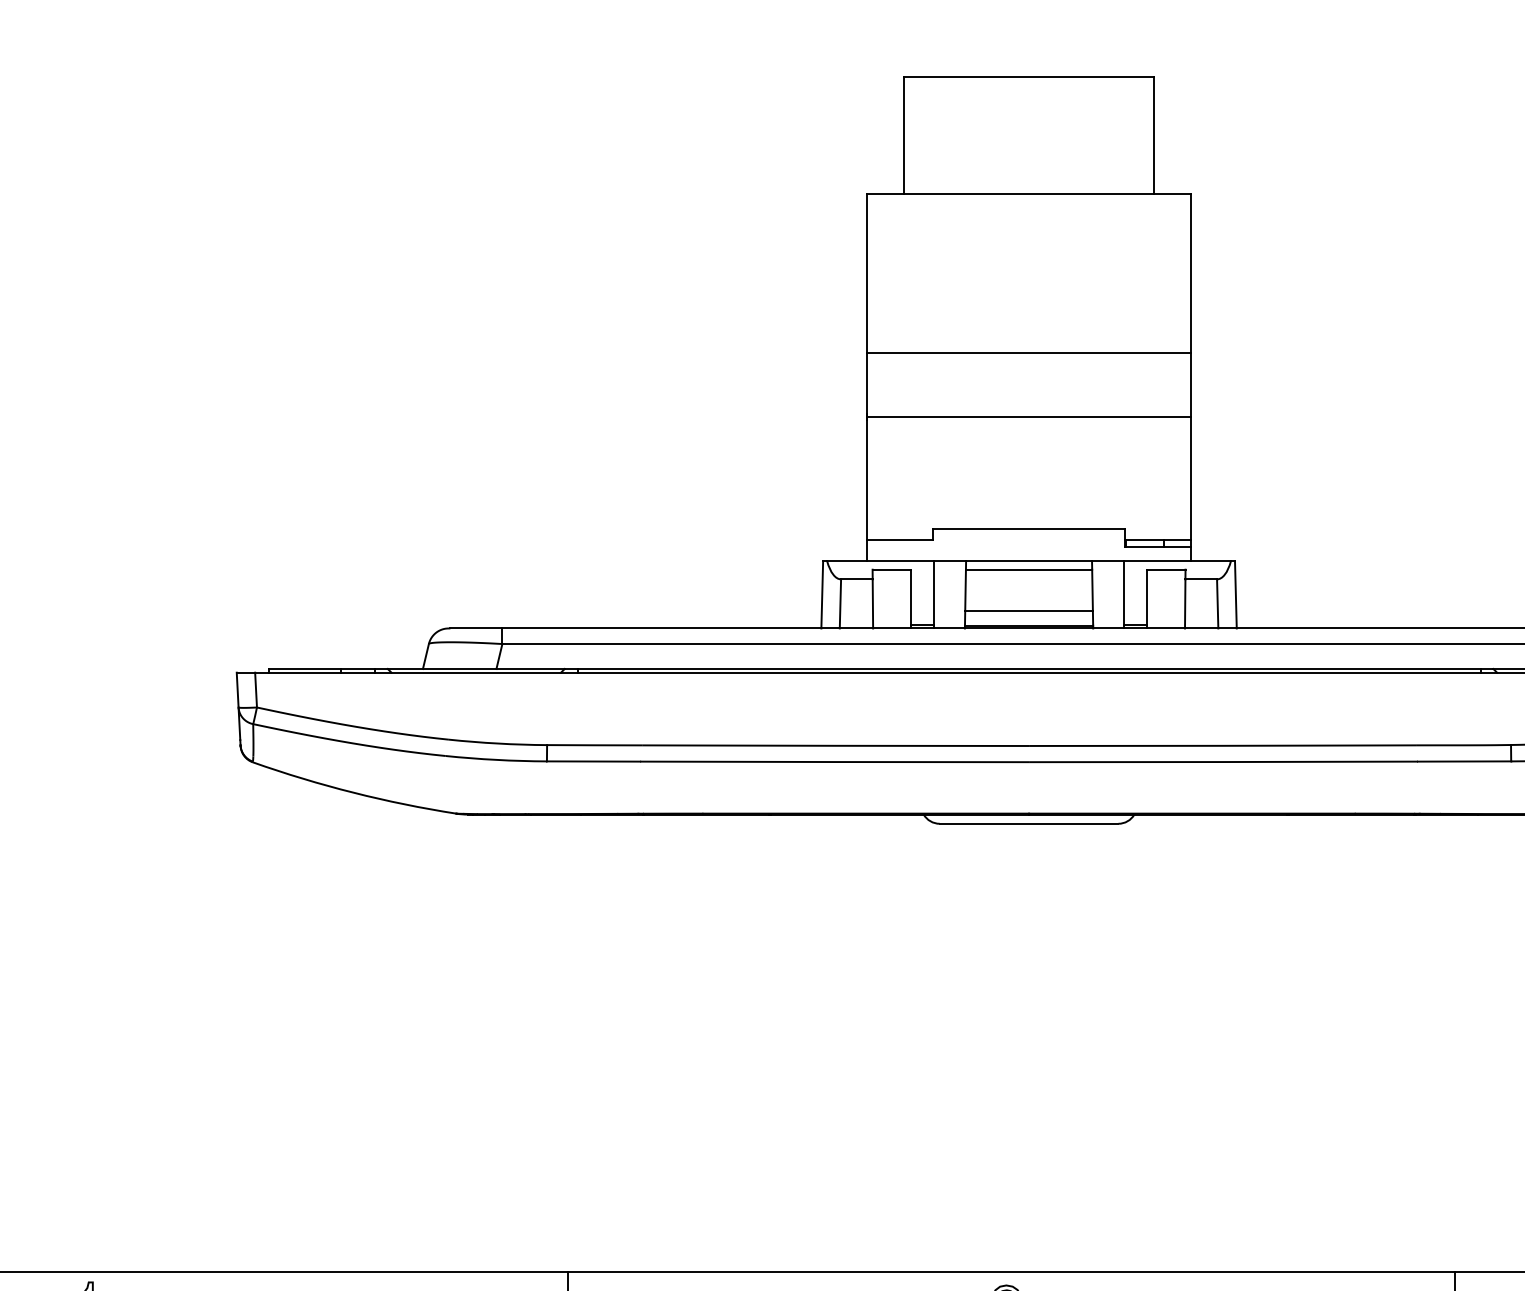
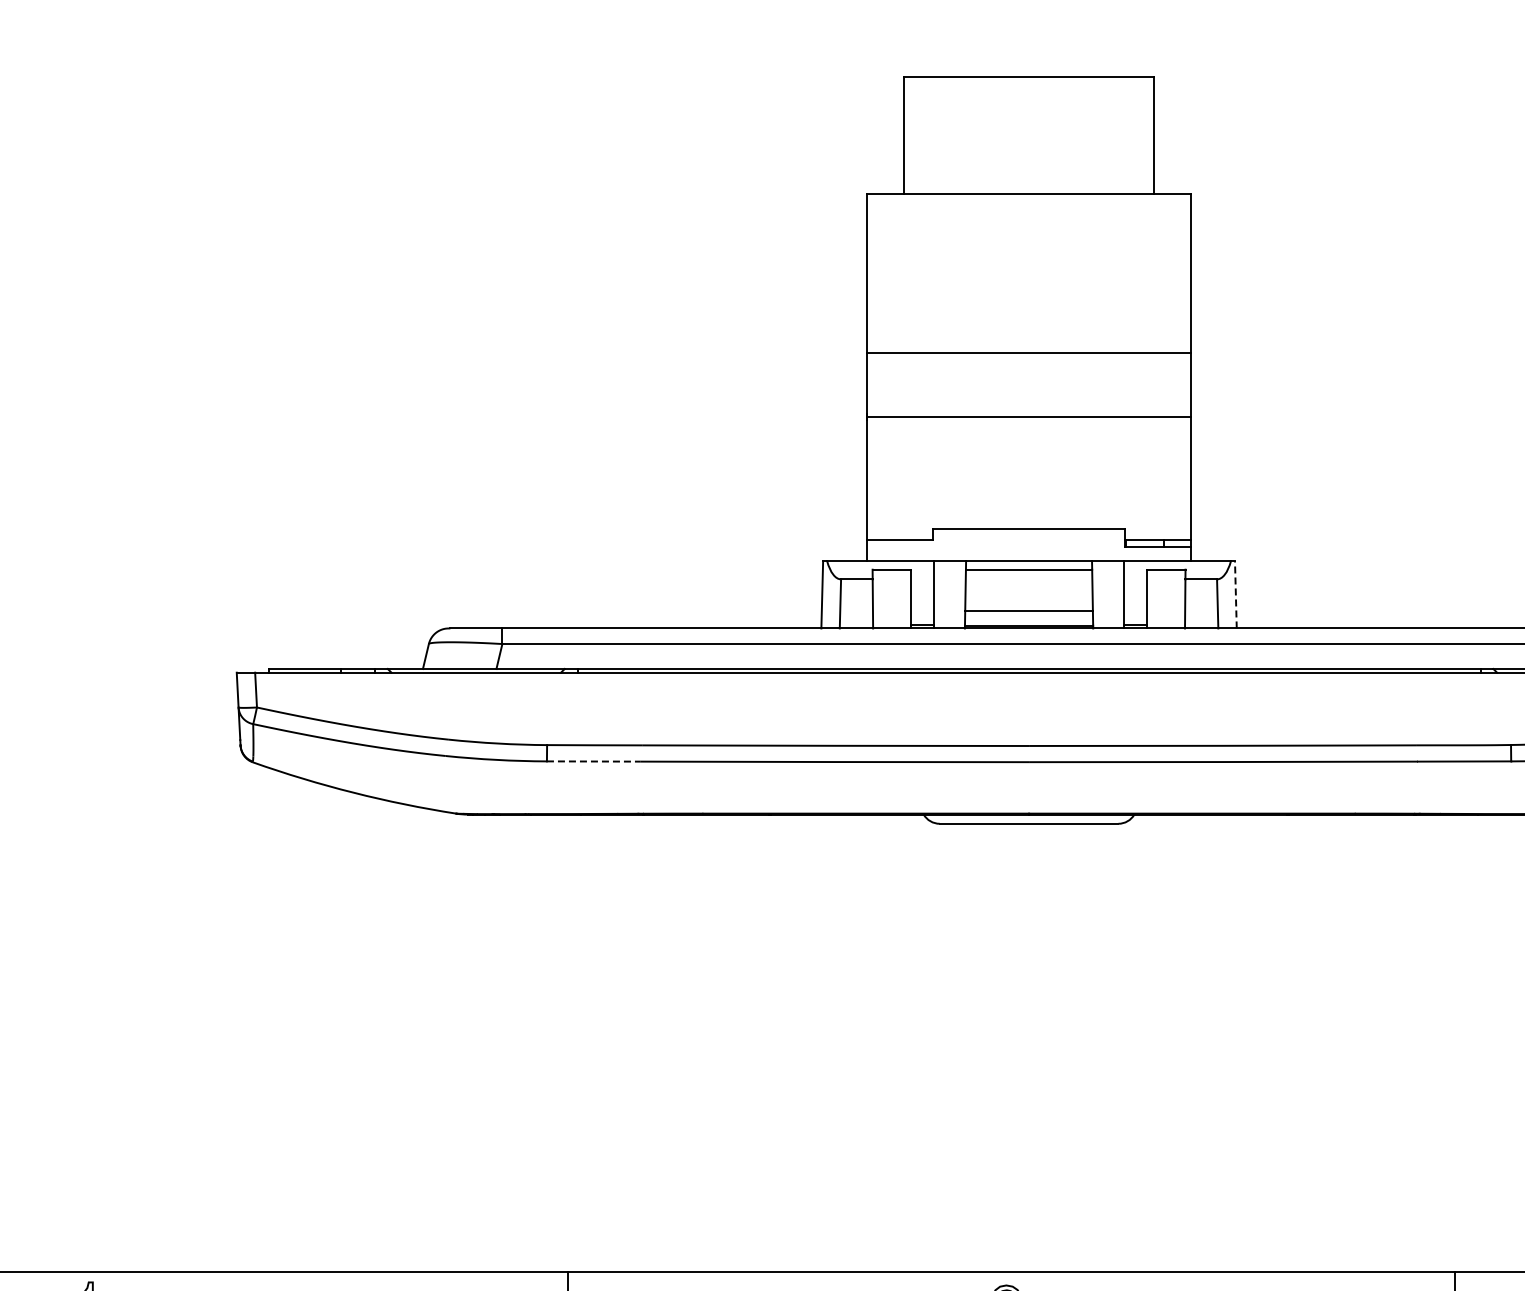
line: solid -> dashed (1235, 594)
line: solid -> dashed (593, 761)
